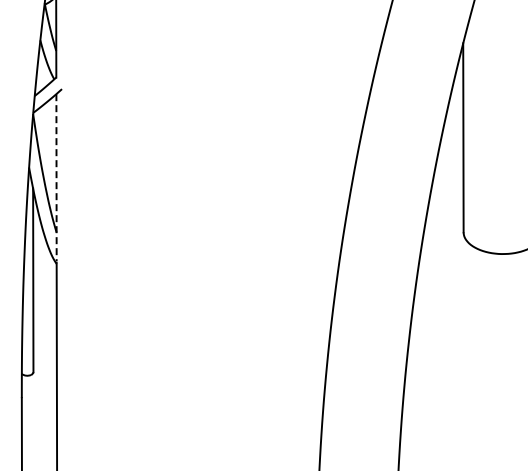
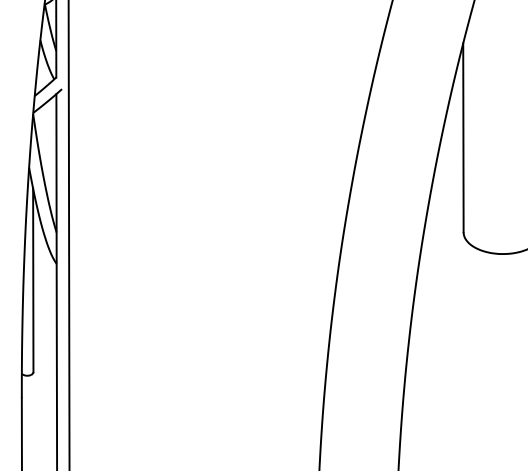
line: dashed -> solid (56, 177)
line: none -> present (68, 234)
